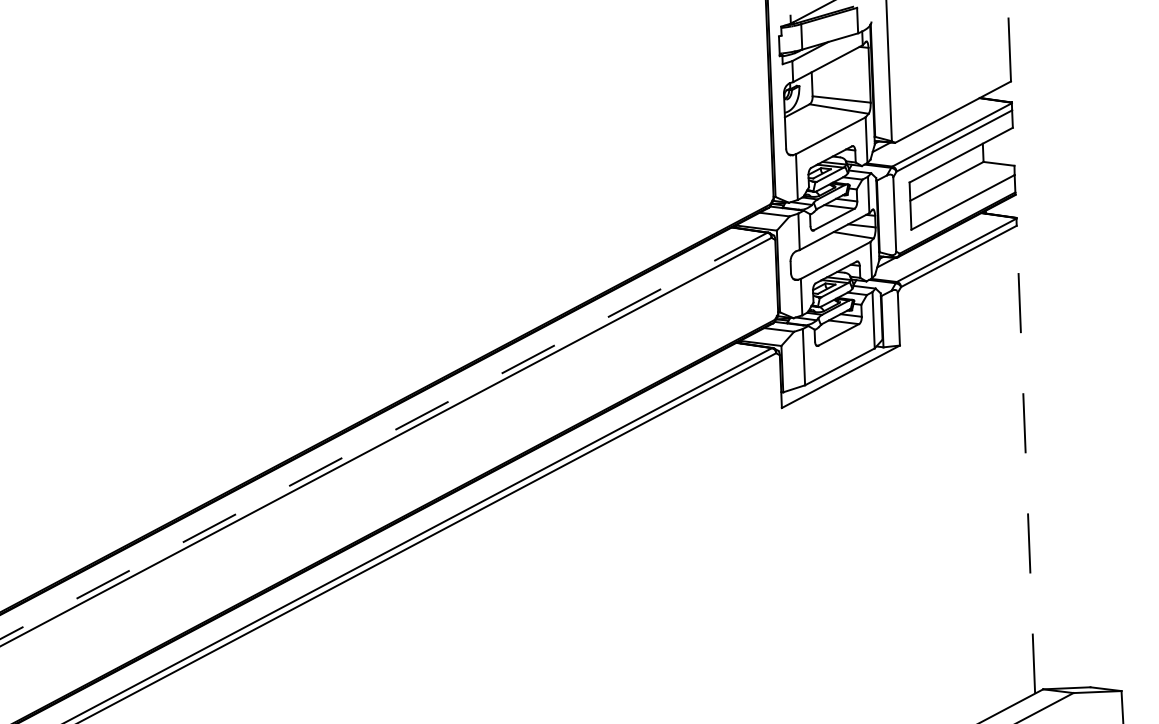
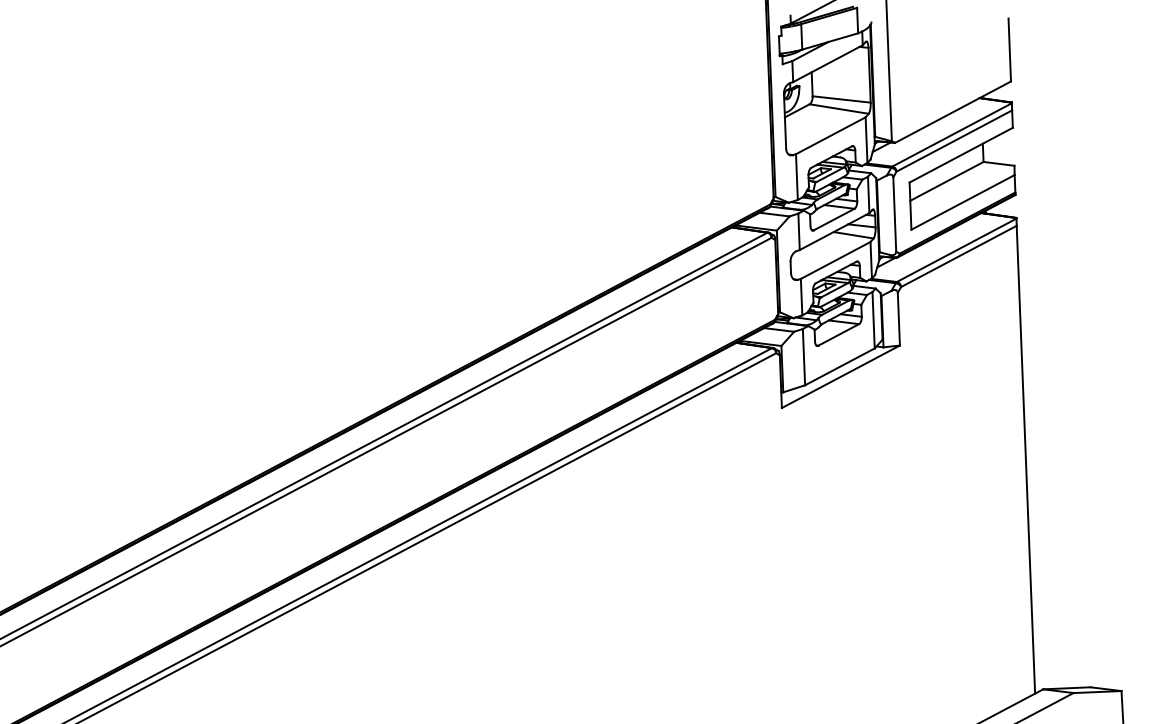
line: dashed -> solid (384, 435)
line: dashed -> solid (1025, 459)
